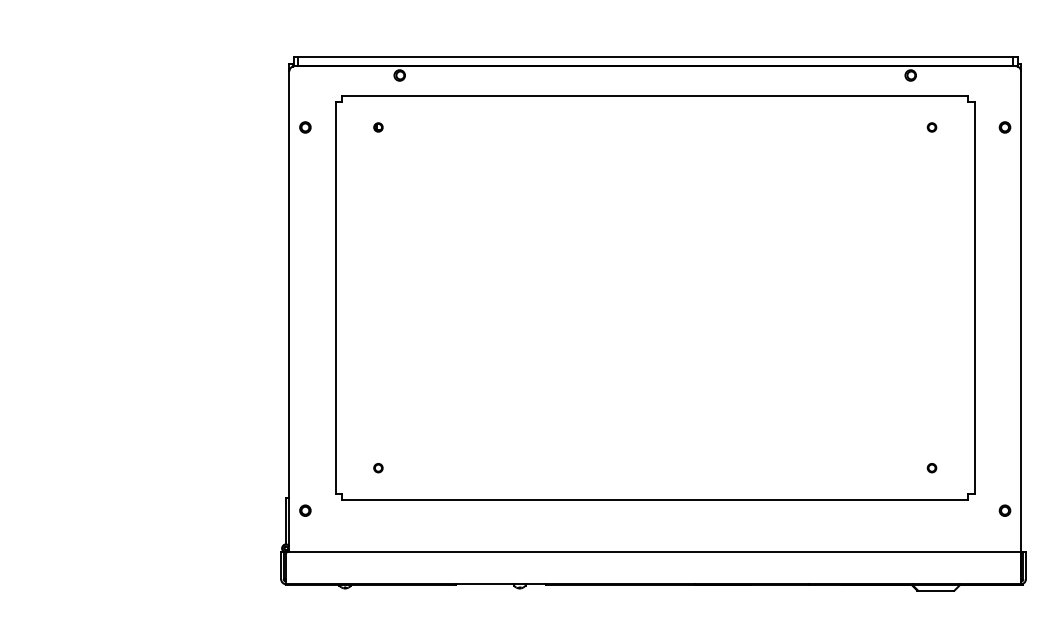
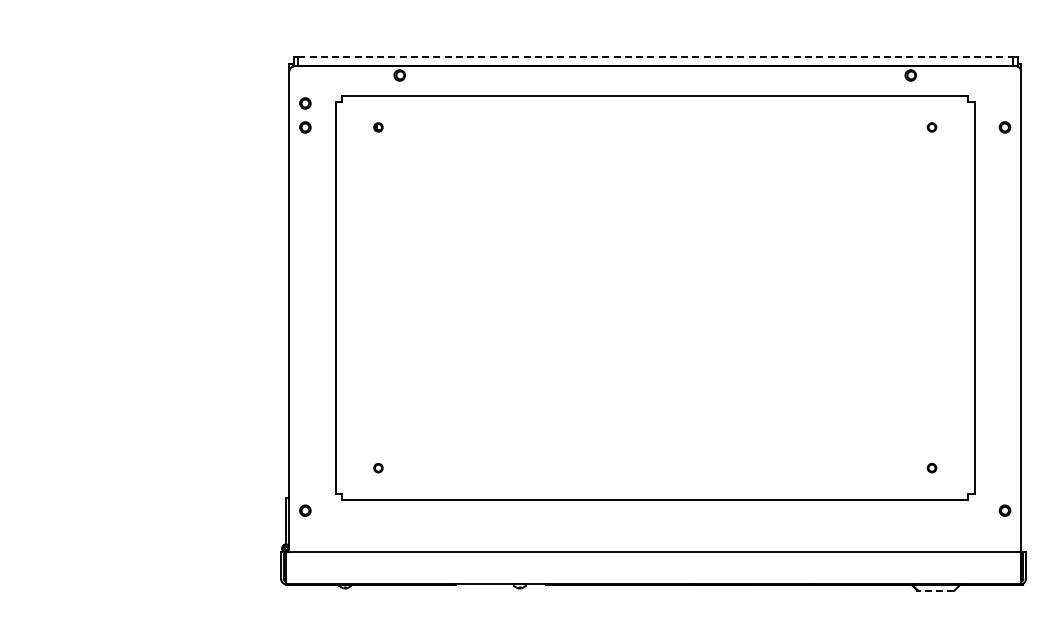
line: solid -> dashed (655, 56)
part: none -> present (305, 103)
line: solid -> dashed (935, 590)
